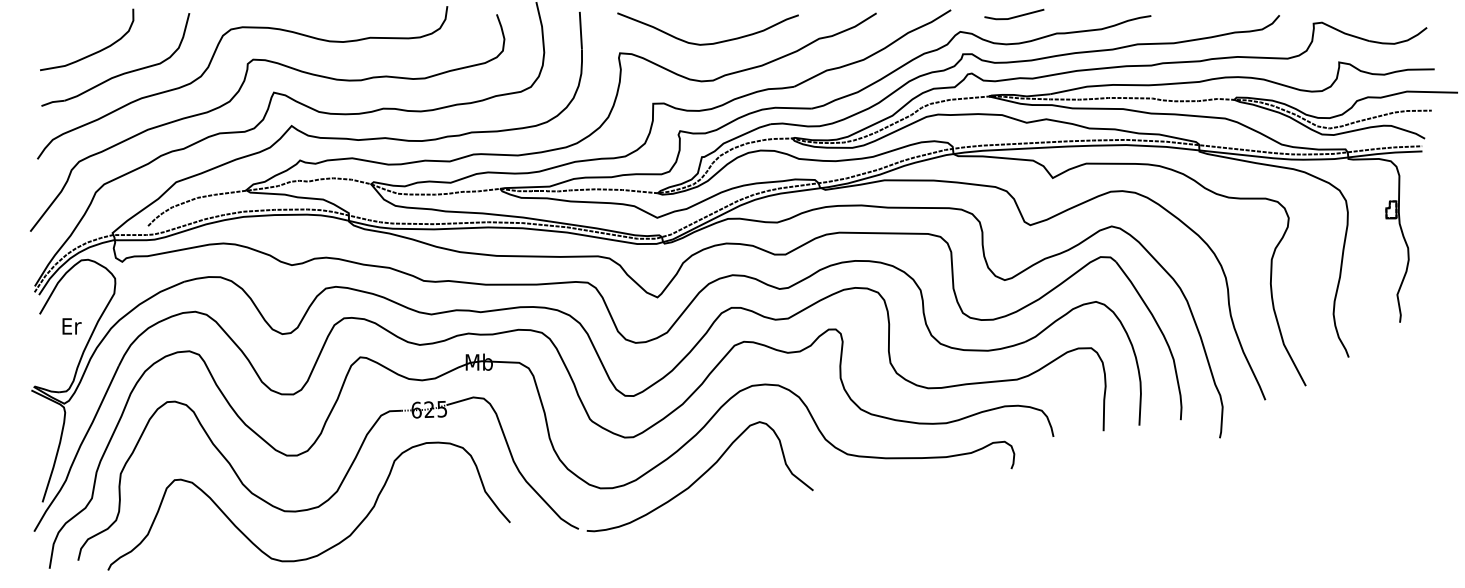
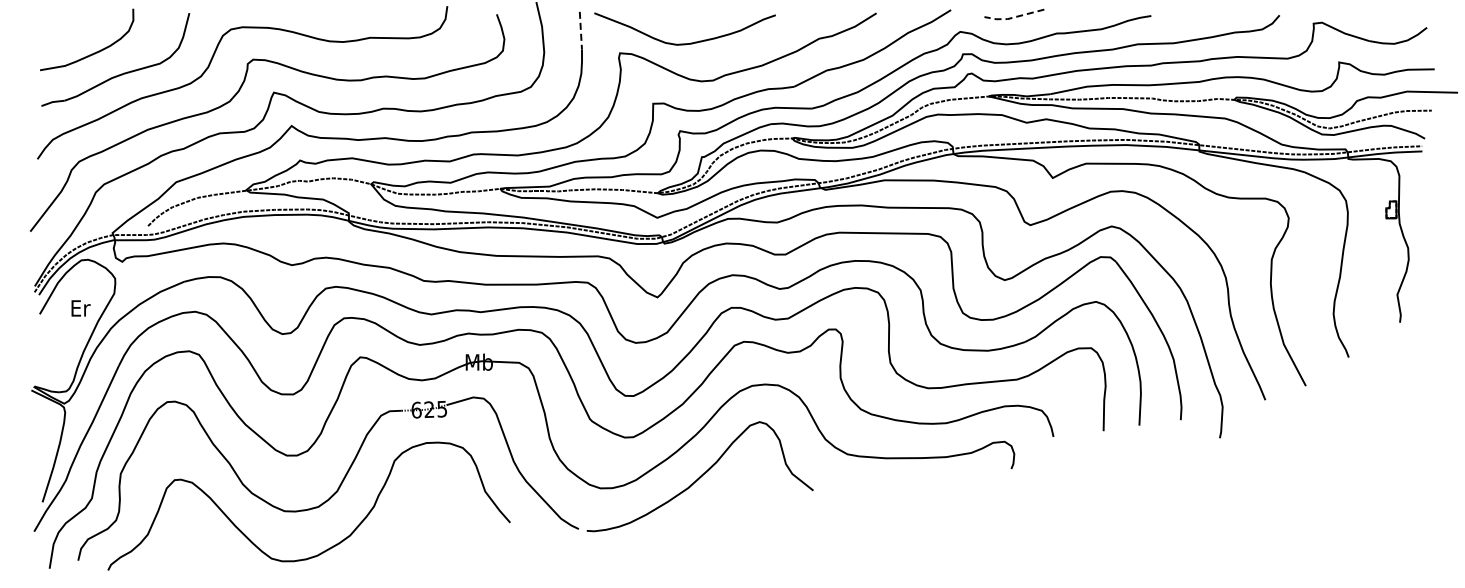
line: solid -> dashed (1013, 17)
line: solid -> dashed (580, 30)
curve position: (707, 43) -> (684, 43) (684, 43)
text position: (71, 326) -> (80, 308) (80, 308)
